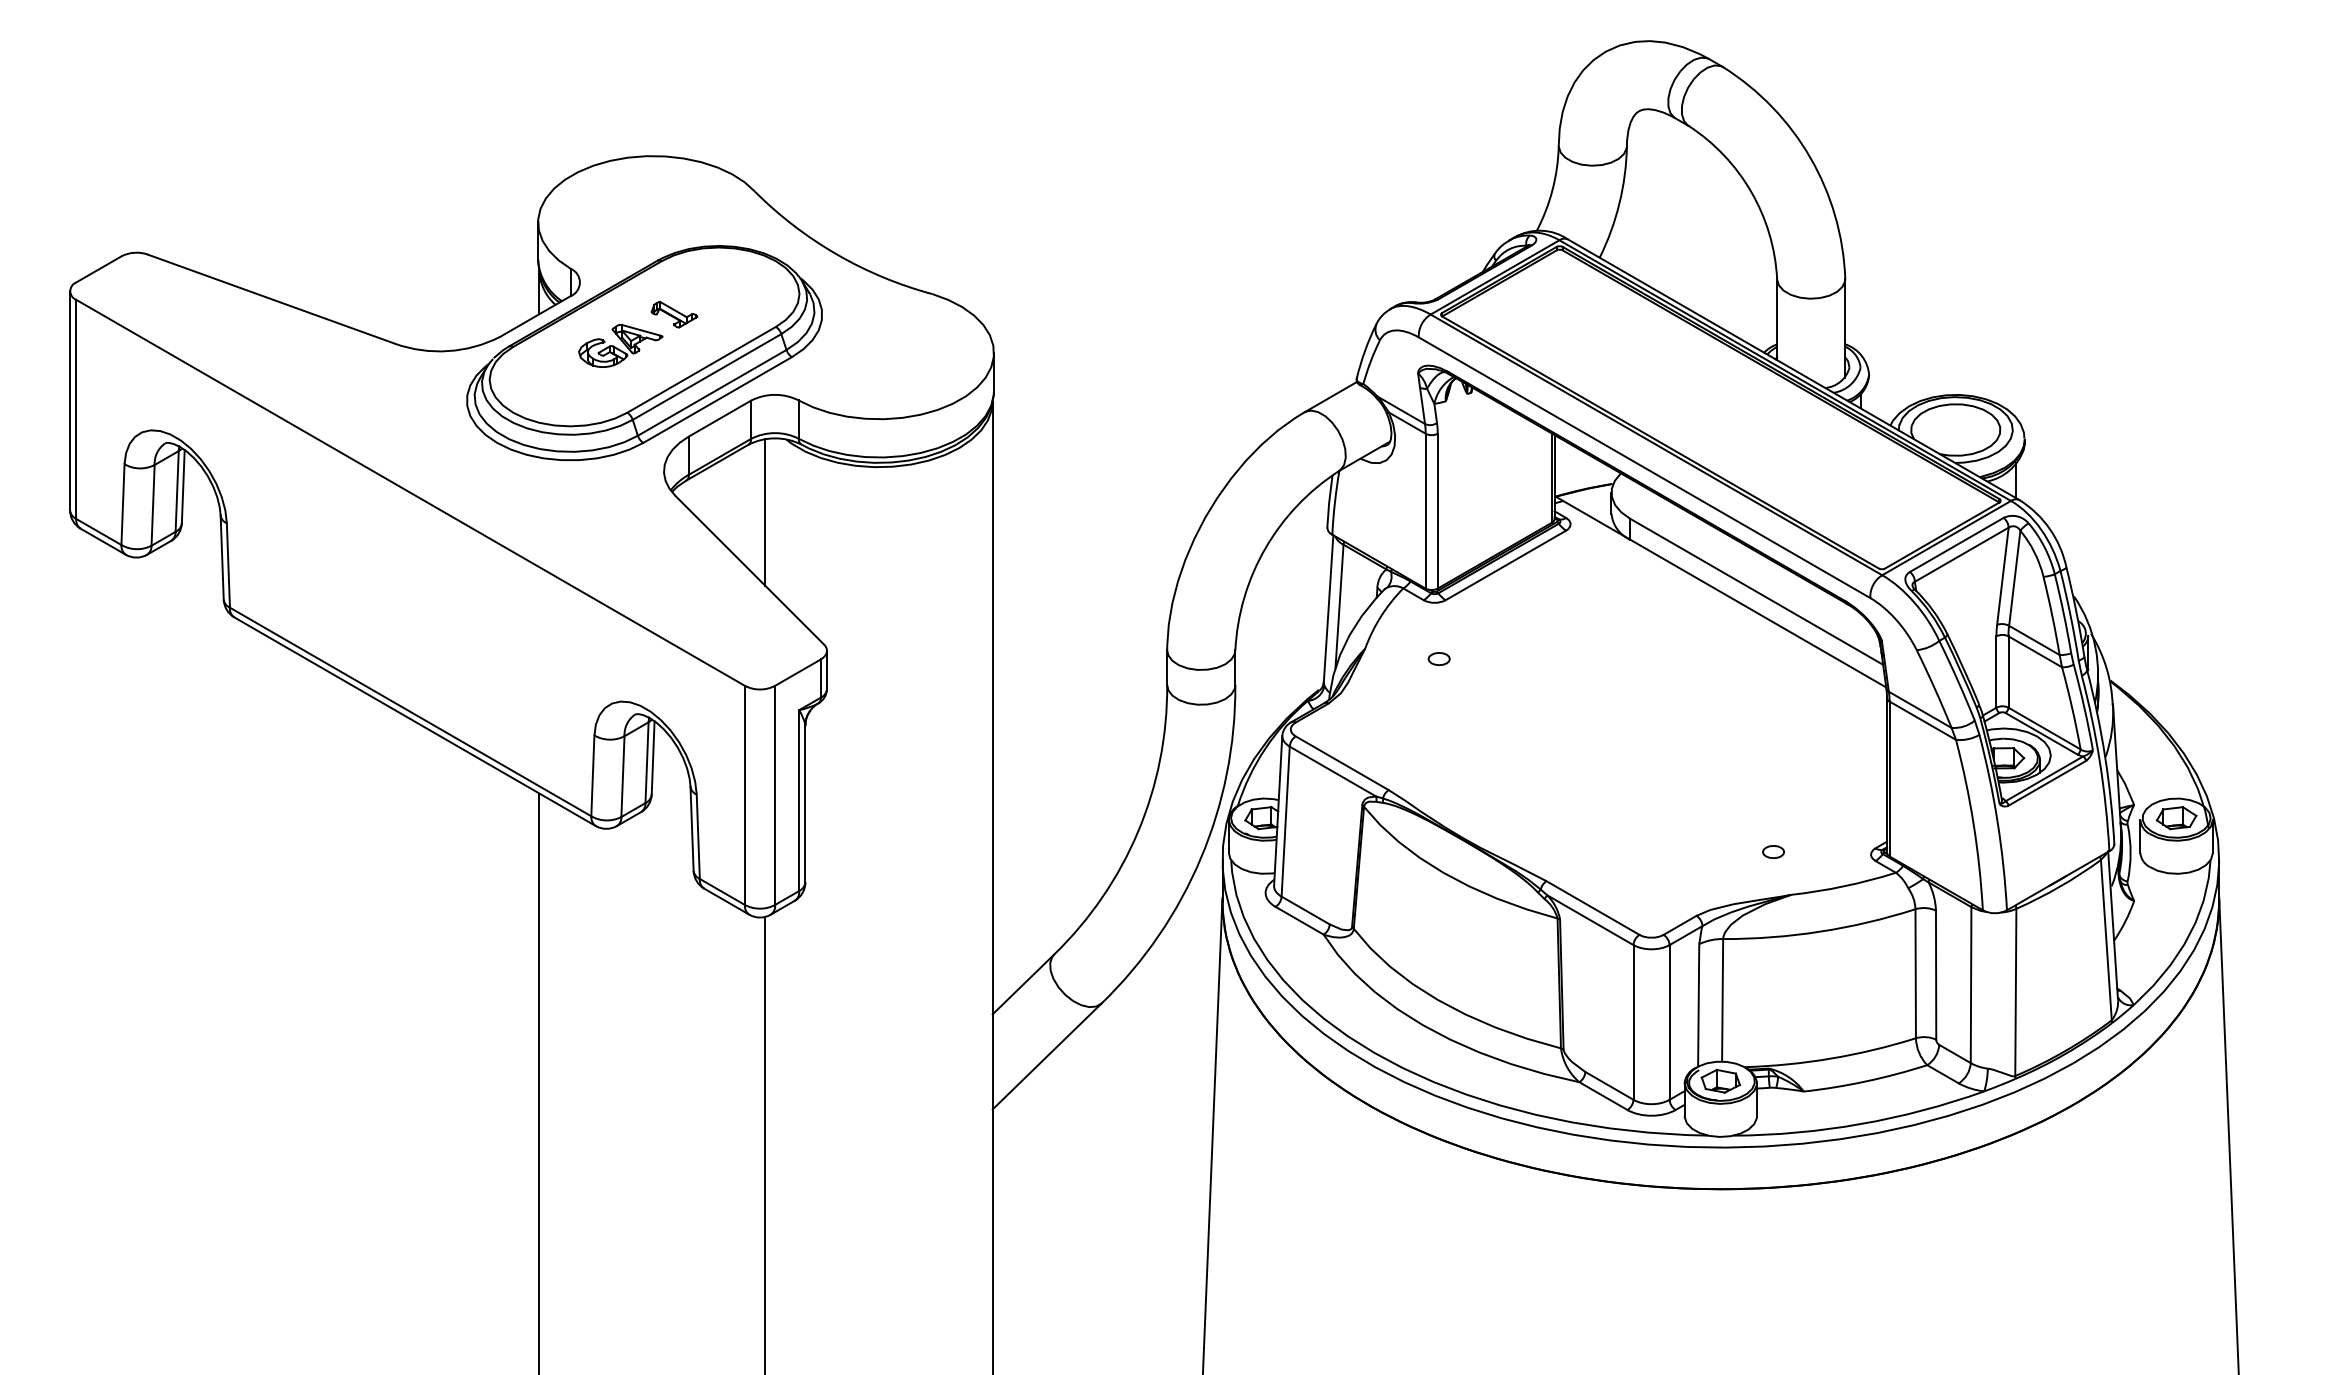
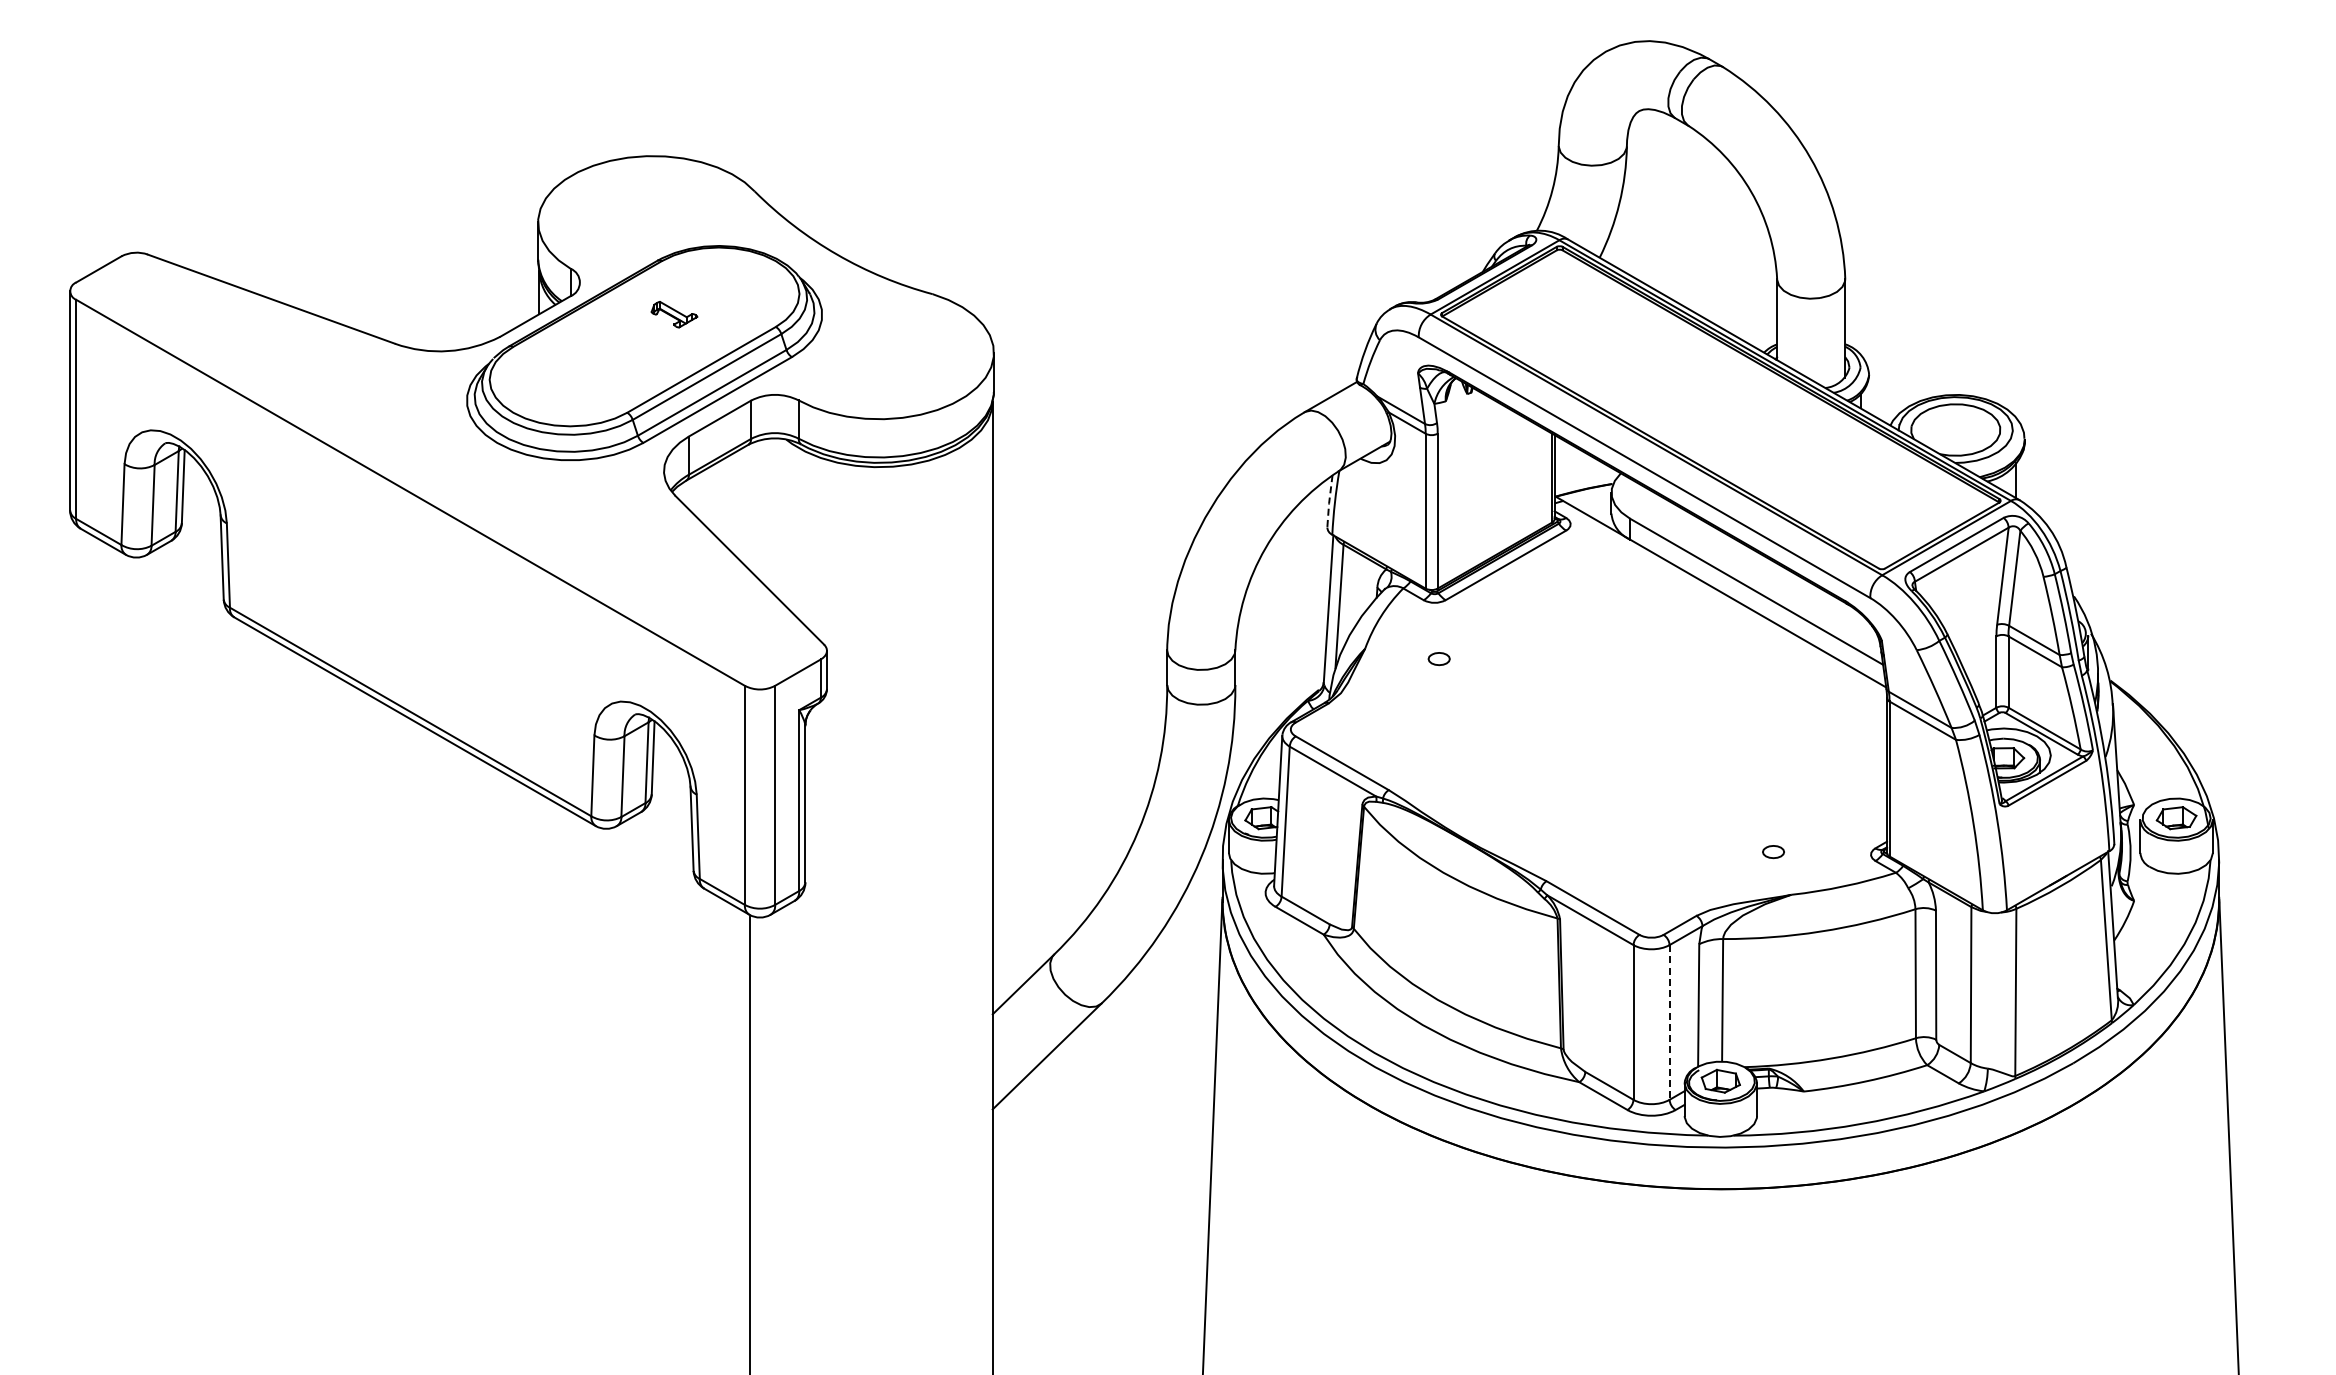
part: present -> none (620, 345)
line: solid -> dashed (1329, 502)
line: present -> none (765, 512)
line: solid -> dashed (1669, 1022)
line: present -> none (539, 1082)
line position: (765, 1143) -> (750, 1143) (750, 1143)
